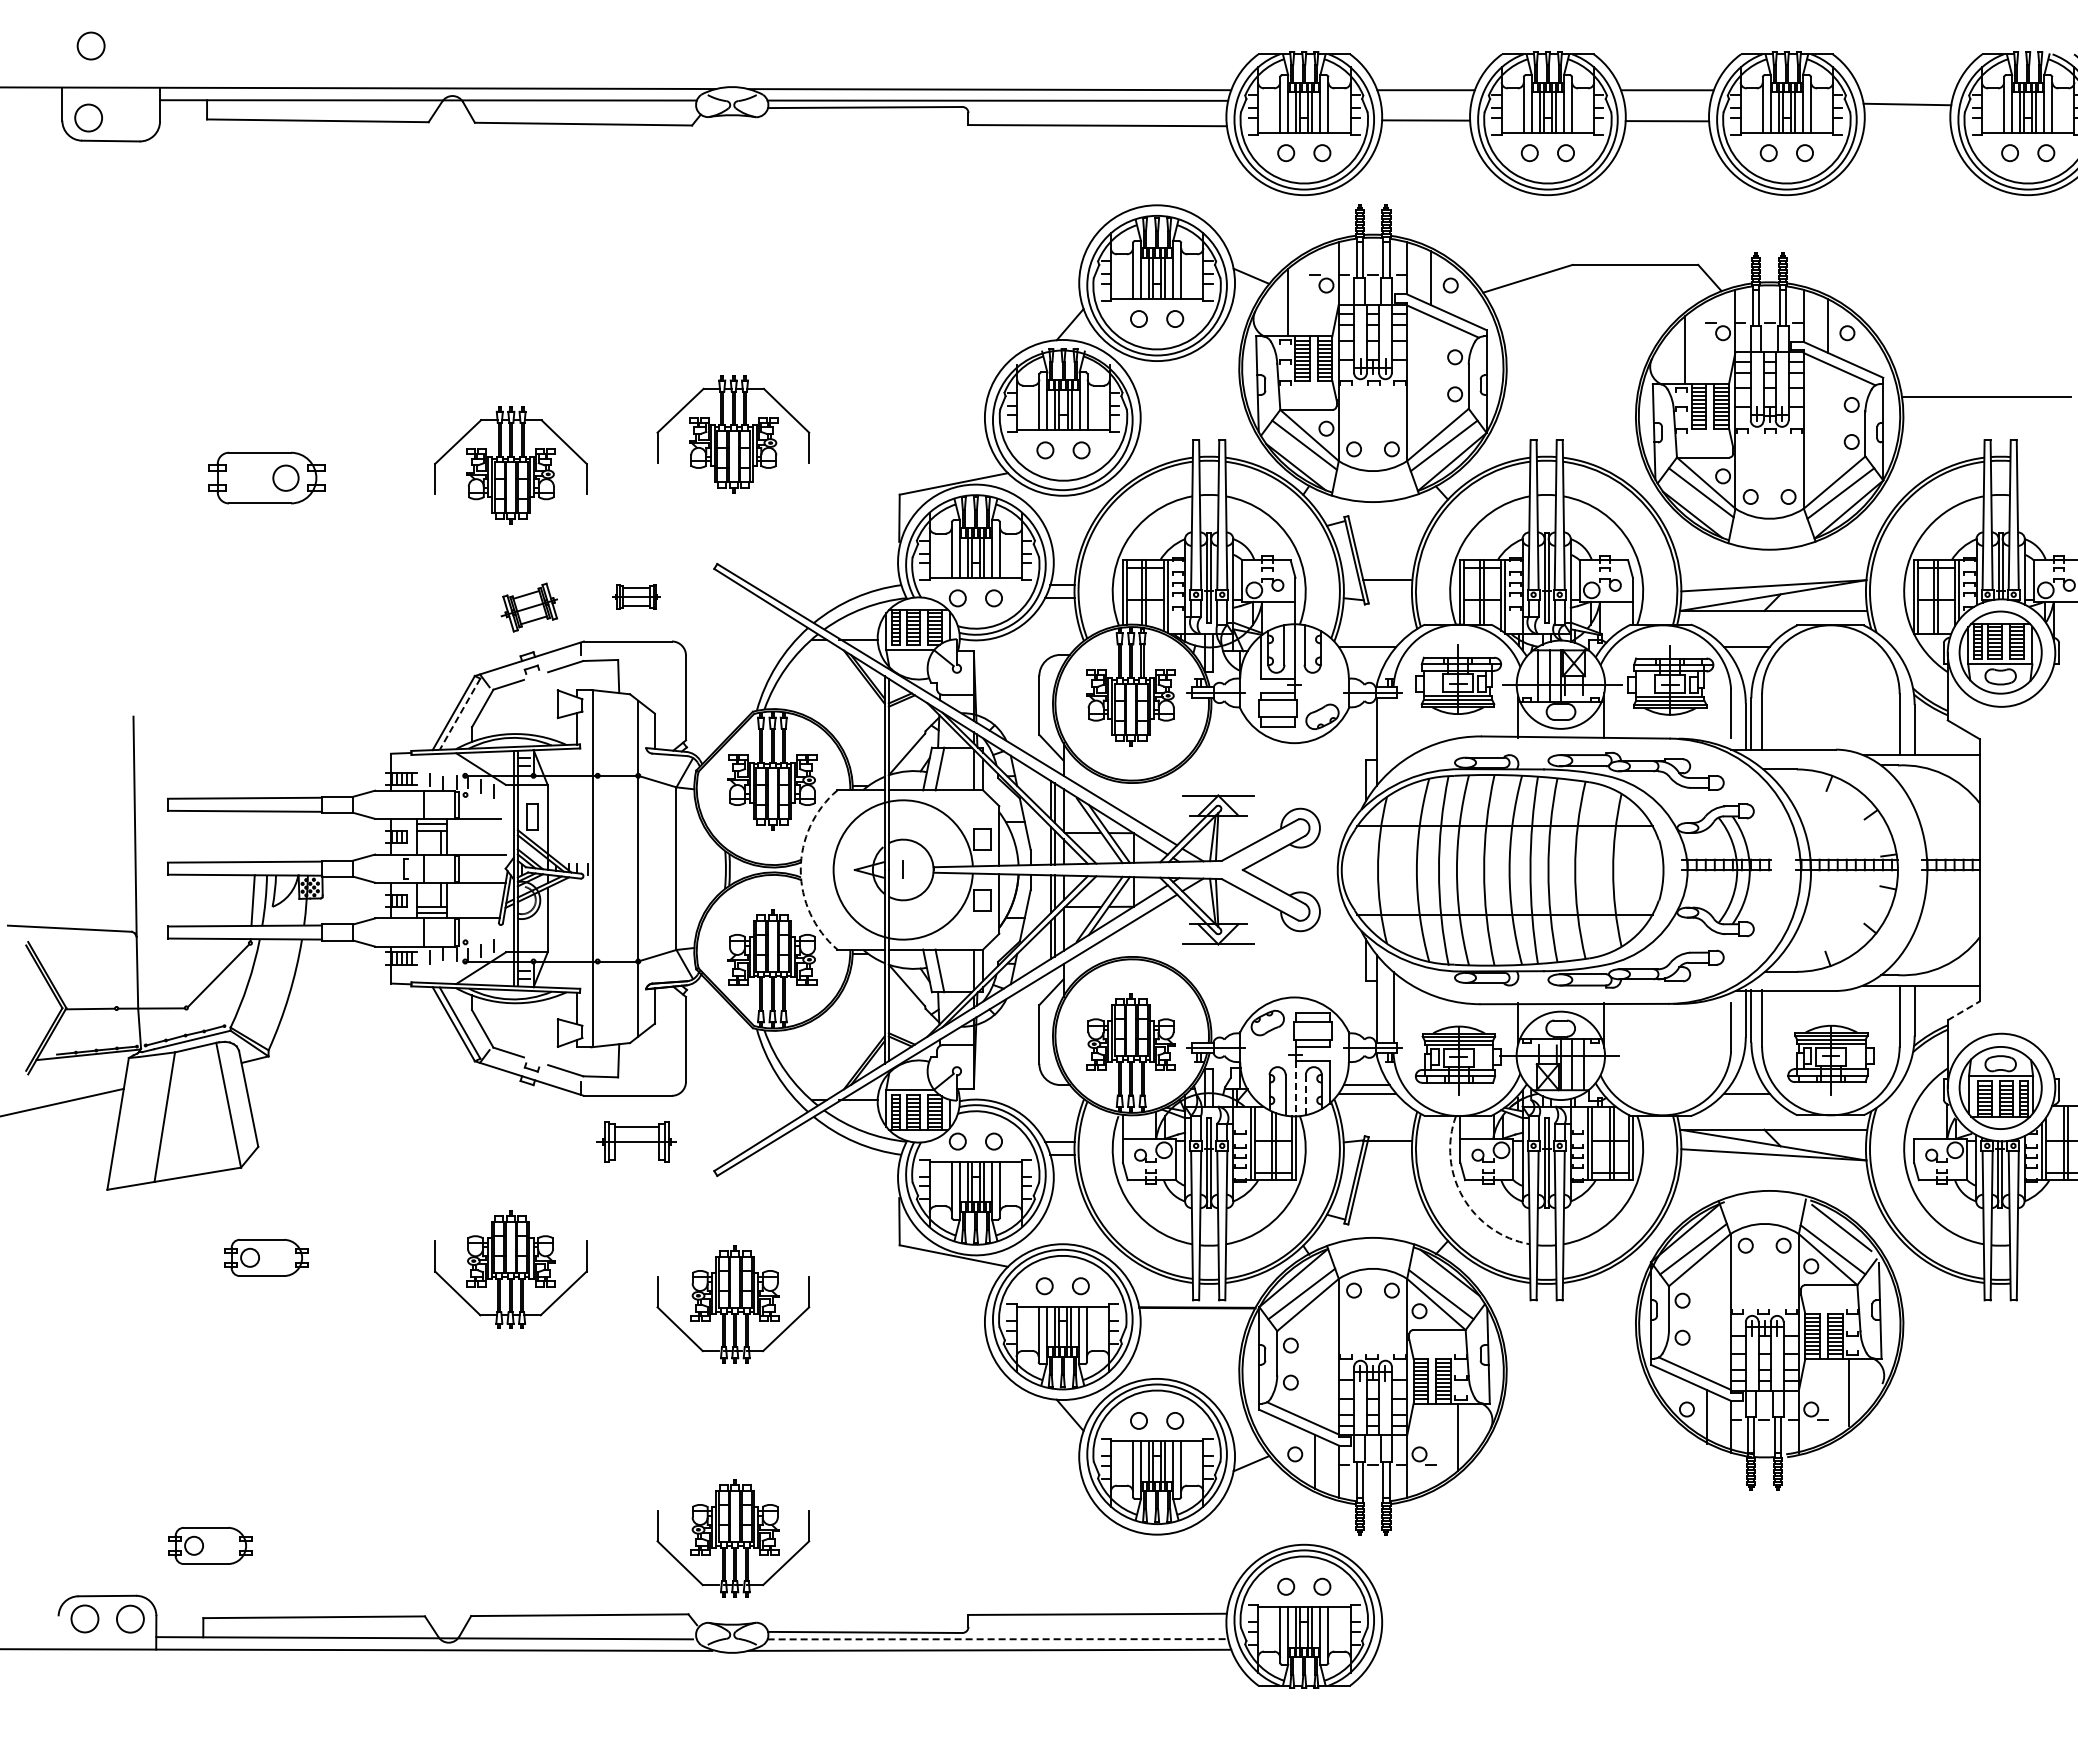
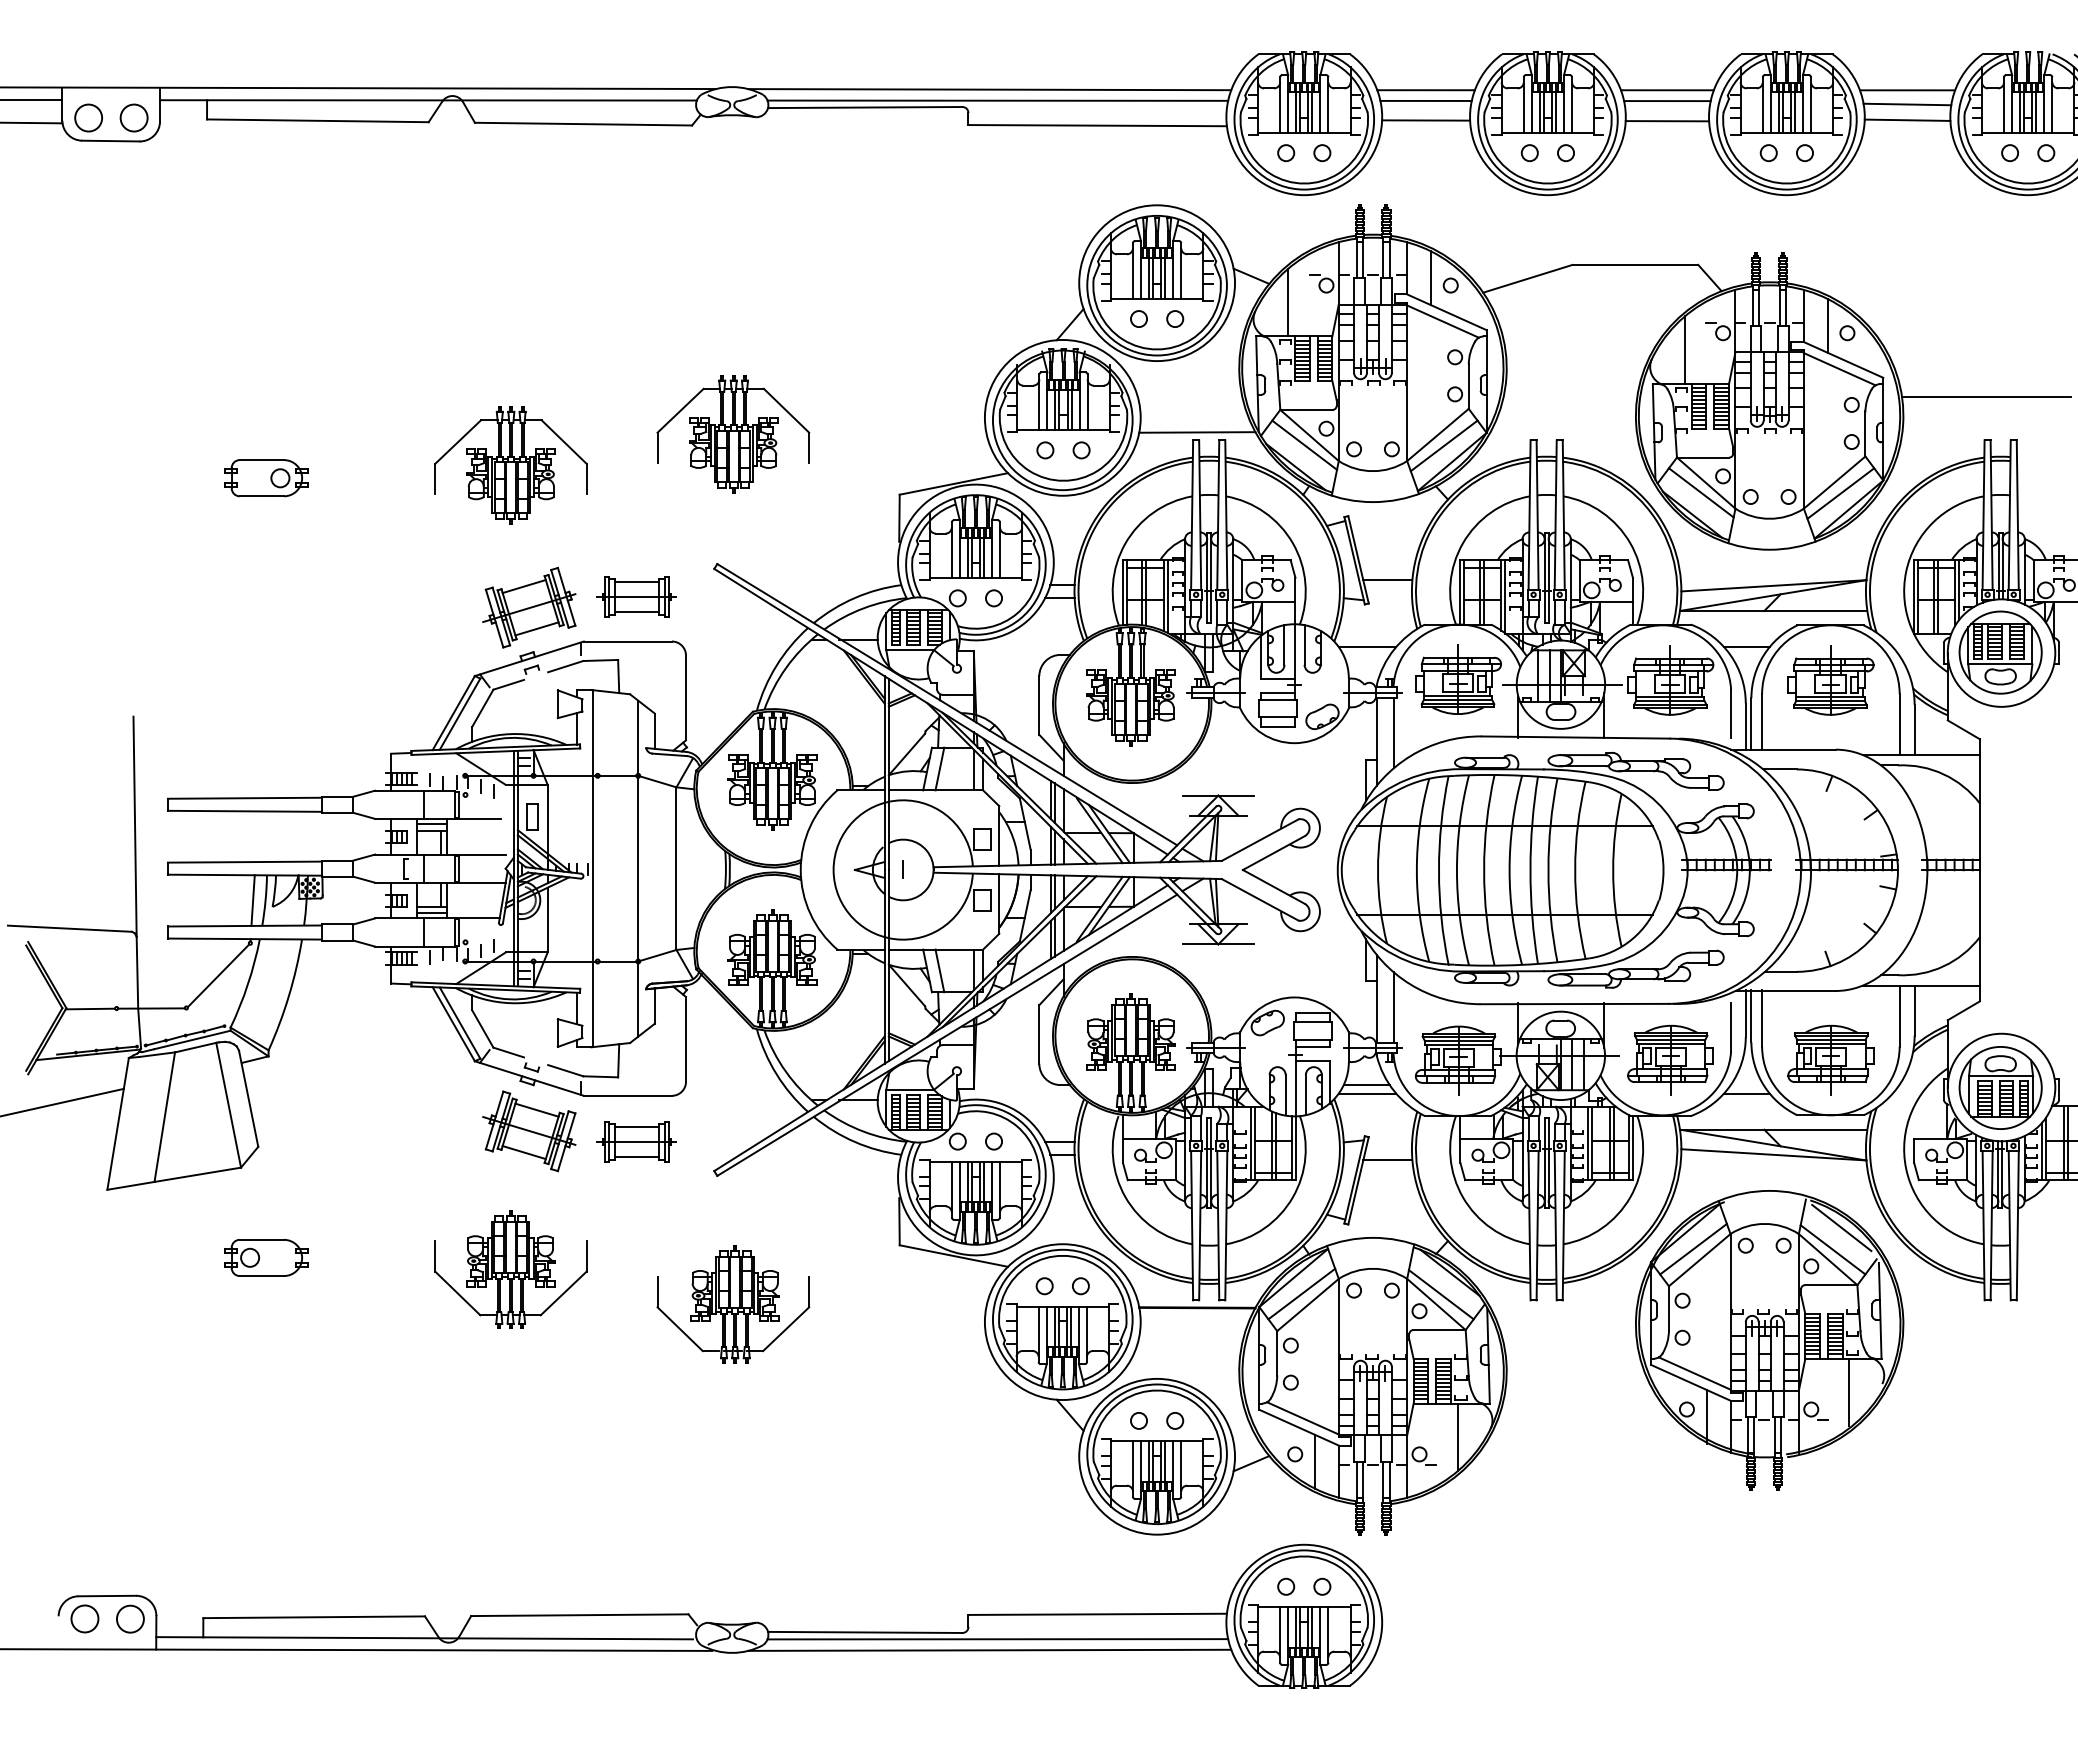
circle position: (90, 45) -> (133, 117) (133, 117)
line: none -> present (1907, 90)
line: none -> present (32, 100)
line: none -> present (1425, 100)
line: none -> present (1667, 101)
line: none -> present (1907, 119)
line: none -> present (32, 122)
line: none -> present (1197, 432)
part size: 118x54 px -> 85x39 px (266, 478)
part size: 49x26 px -> 81x42 px (636, 596)
part size: 59x51 px -> 95x83 px (529, 607)
part: none -> present (1830, 680)
line: dashed -> solid (459, 714)
line: none -> present (1393, 732)
arc: dashed -> solid (800, 870)
line: dashed -> solid (1963, 1010)
part: none -> present (1670, 1059)
line: dashed -> solid (1295, 1089)
line: dashed -> solid (1305, 1094)
part: none -> present (529, 1131)
line position: (1387, 1141) -> (1387, 1160) (1387, 1160)
line: none -> present (636, 1156)
arc: dashed -> solid (1463, 1197)
part: present -> none (733, 1538)
part: present -> none (210, 1545)
line: dashed -> solid (998, 1639)
